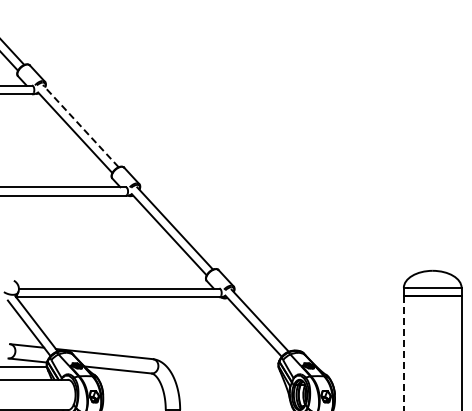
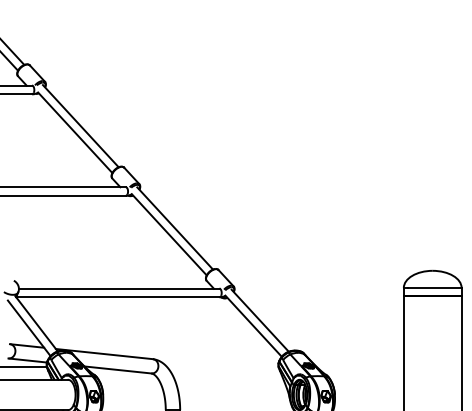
line: dashed -> solid (80, 126)
line: dashed -> solid (403, 353)
